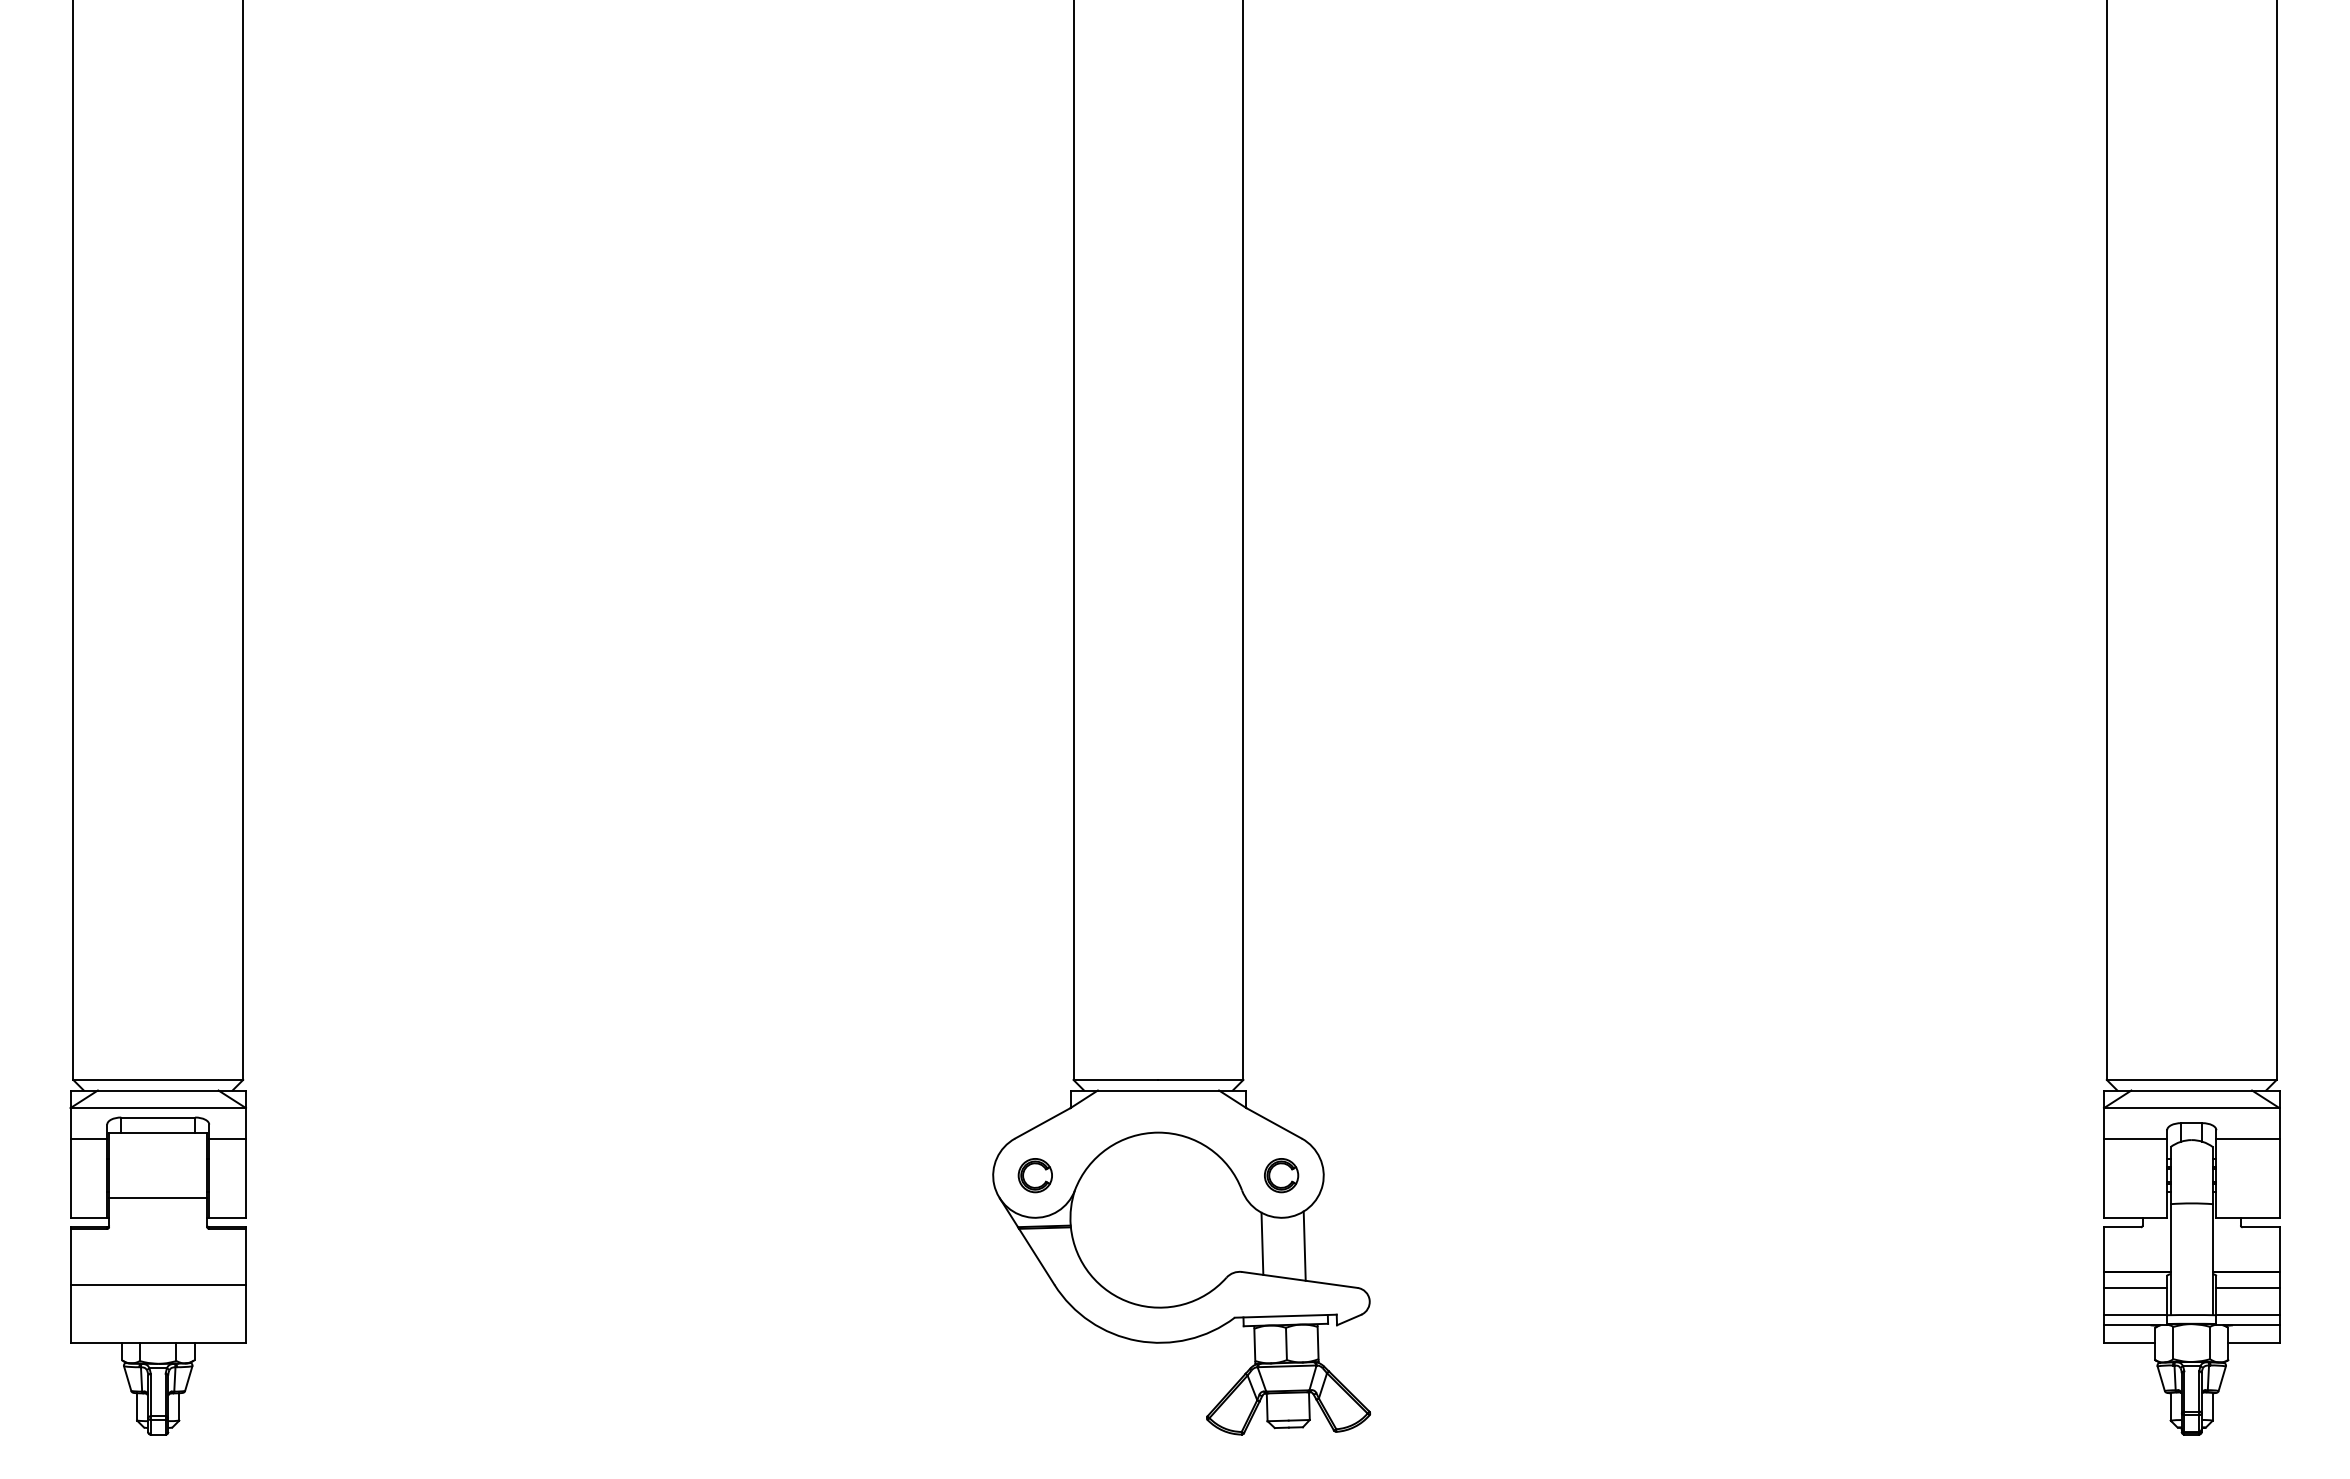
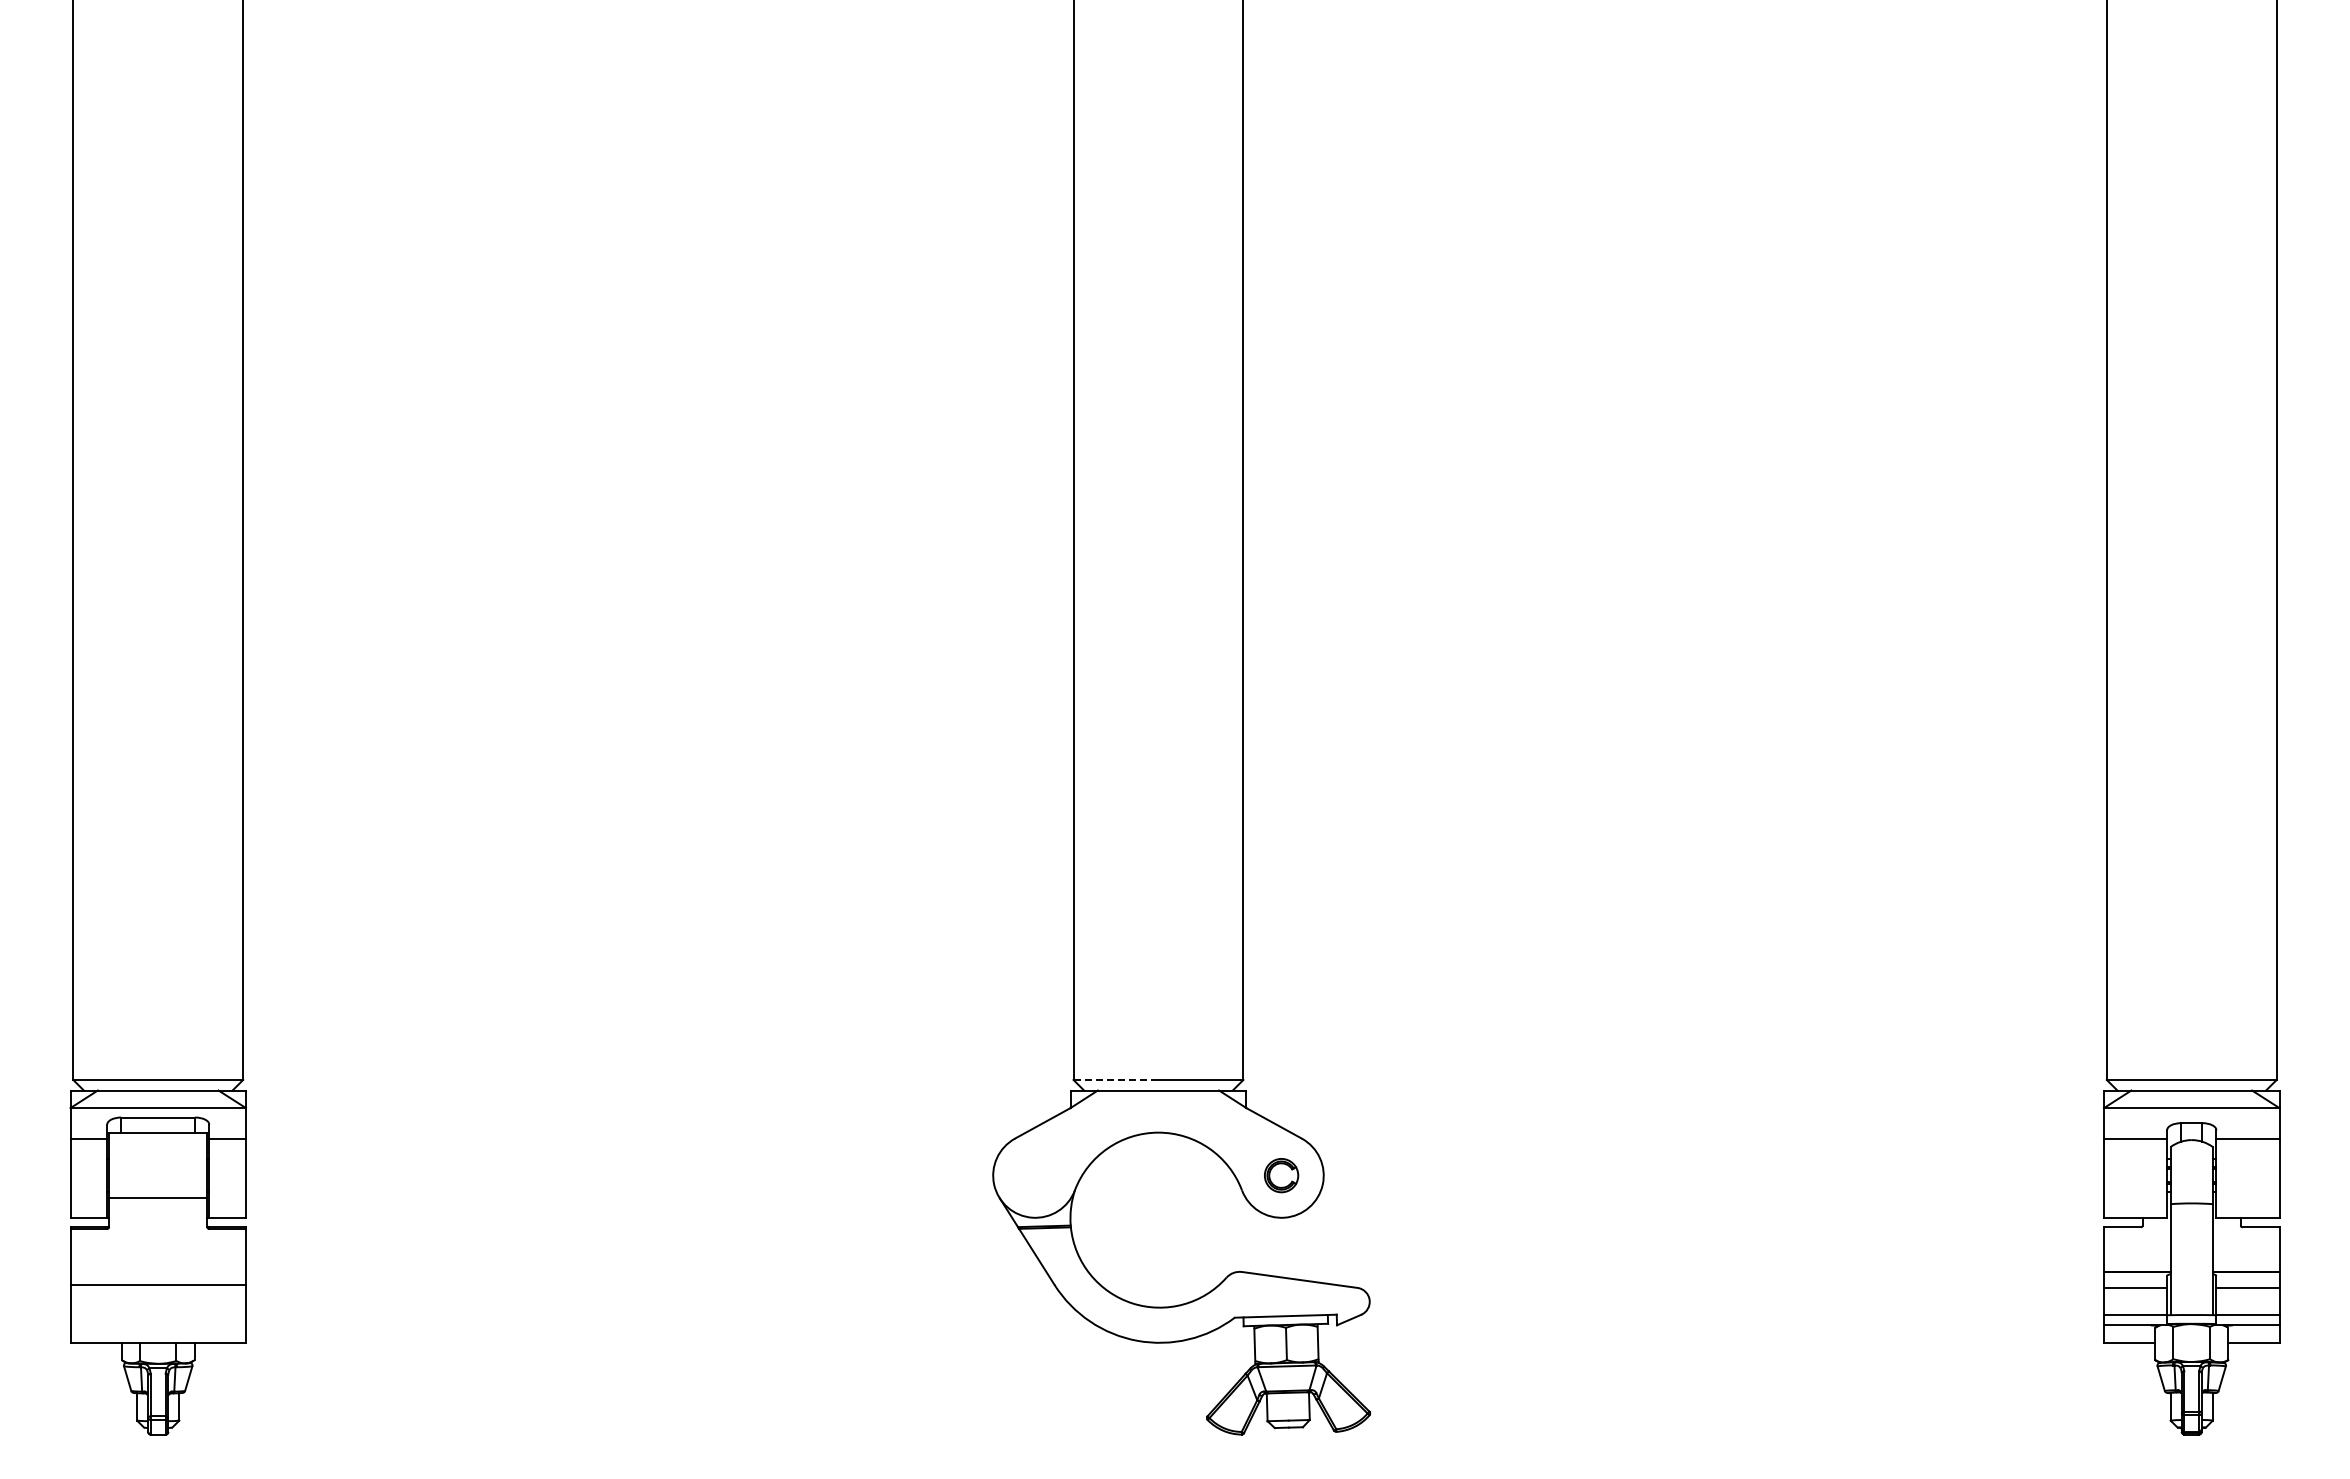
line: solid -> dashed (1116, 1079)
part: present -> none (1034, 1175)
line: present -> none (1262, 1243)
line: present -> none (1304, 1245)
